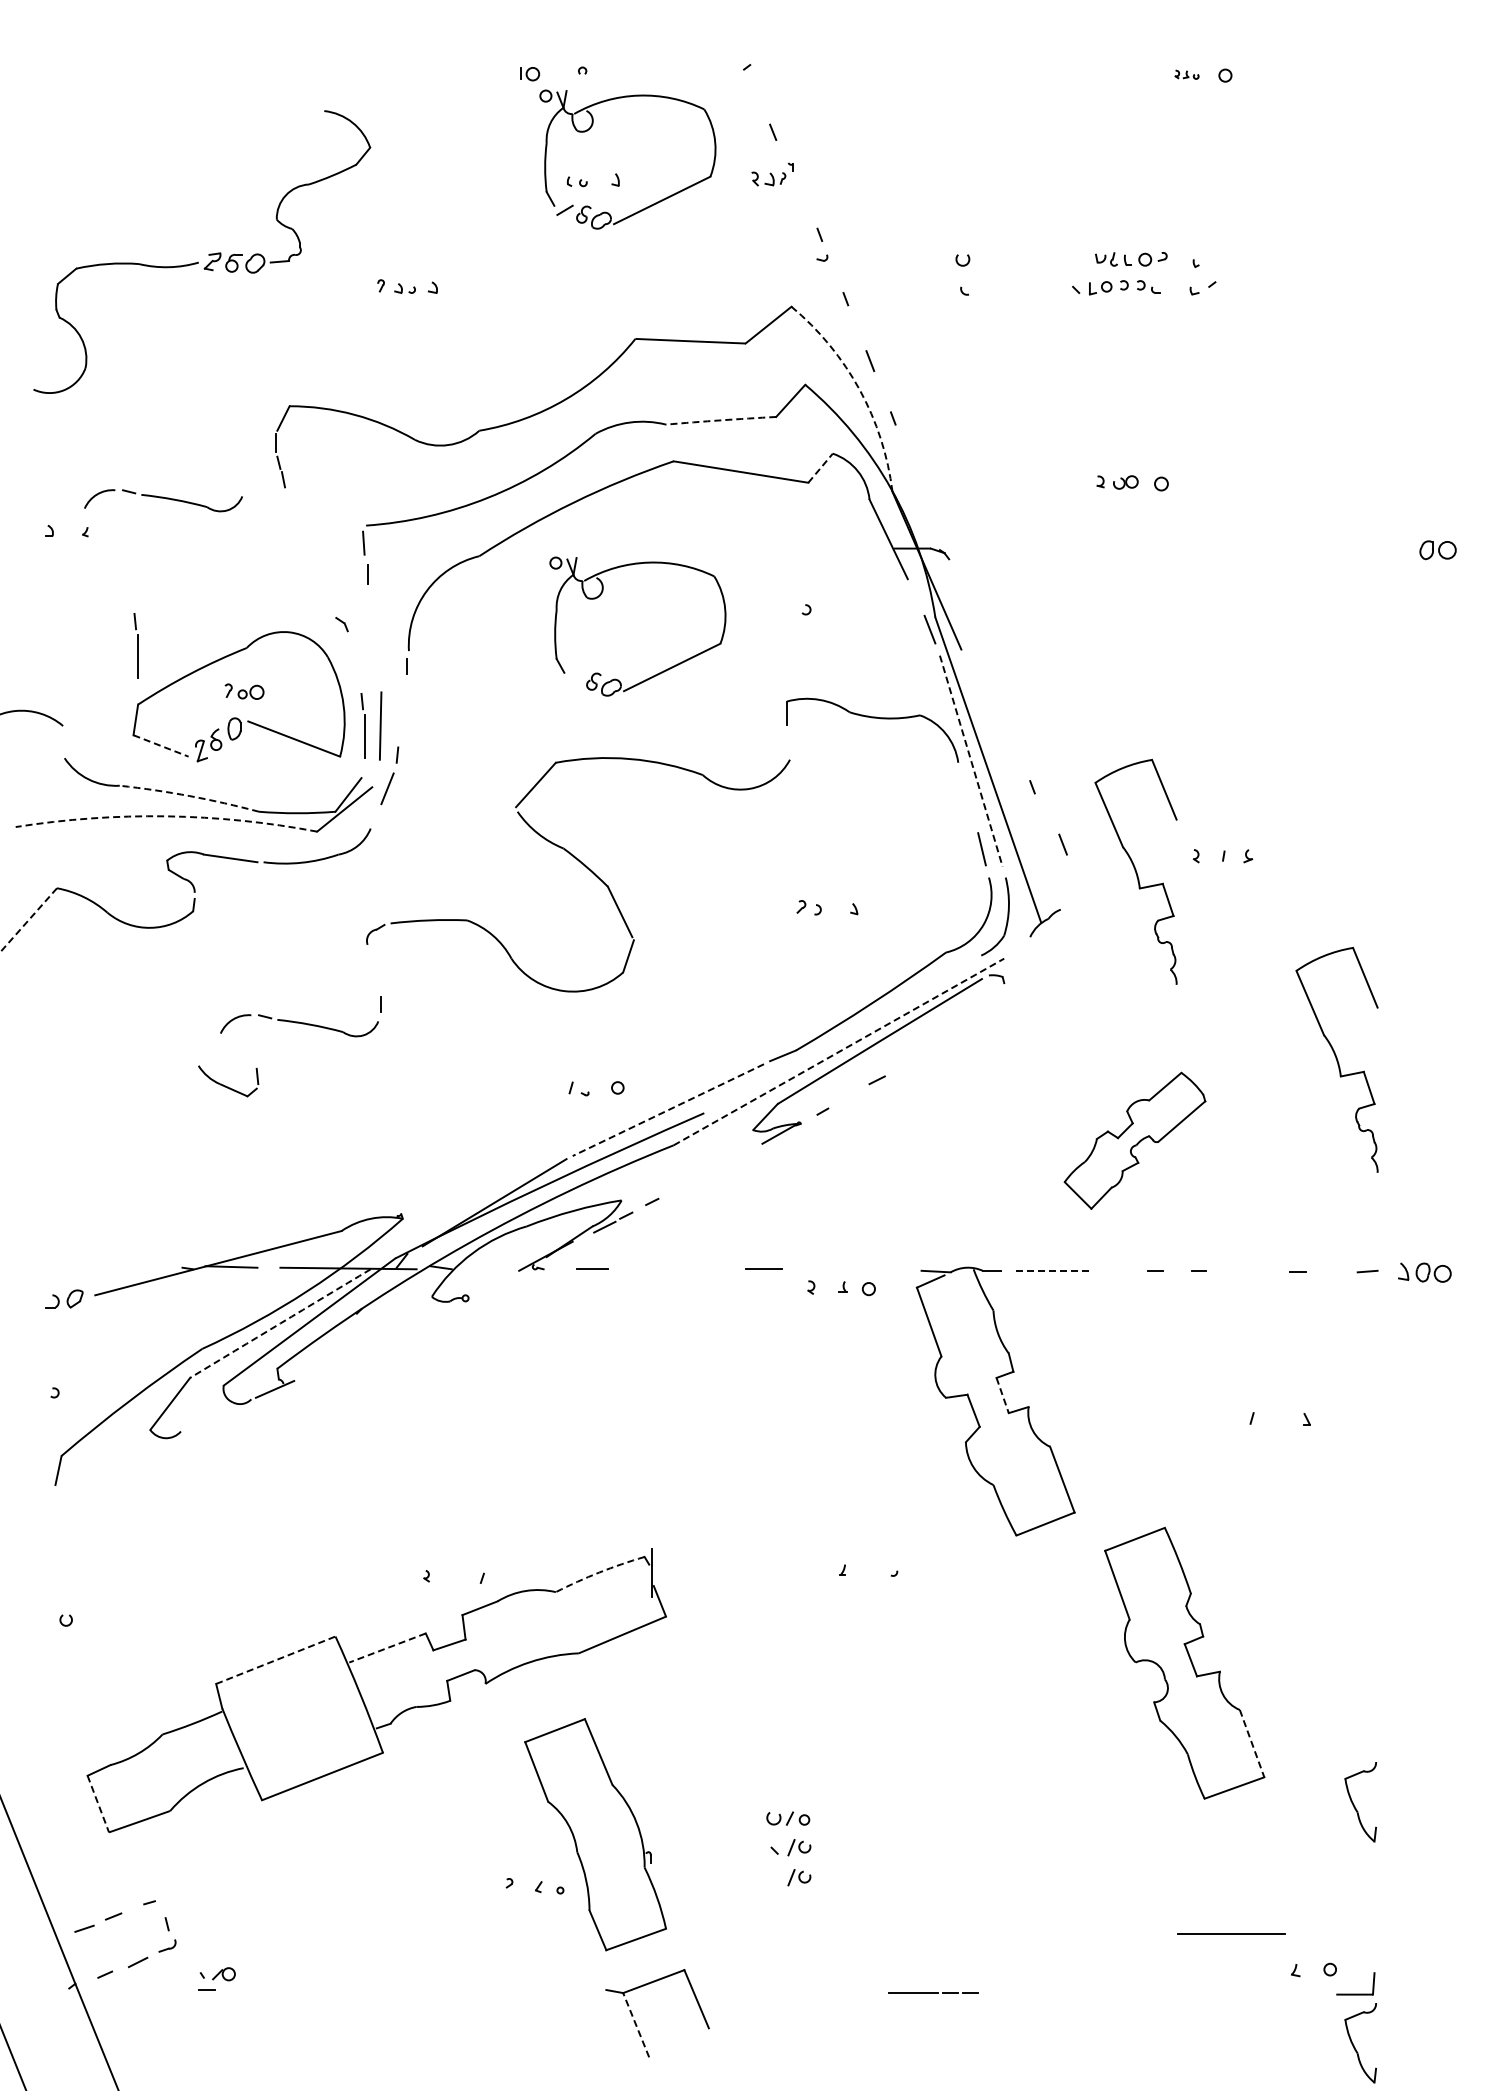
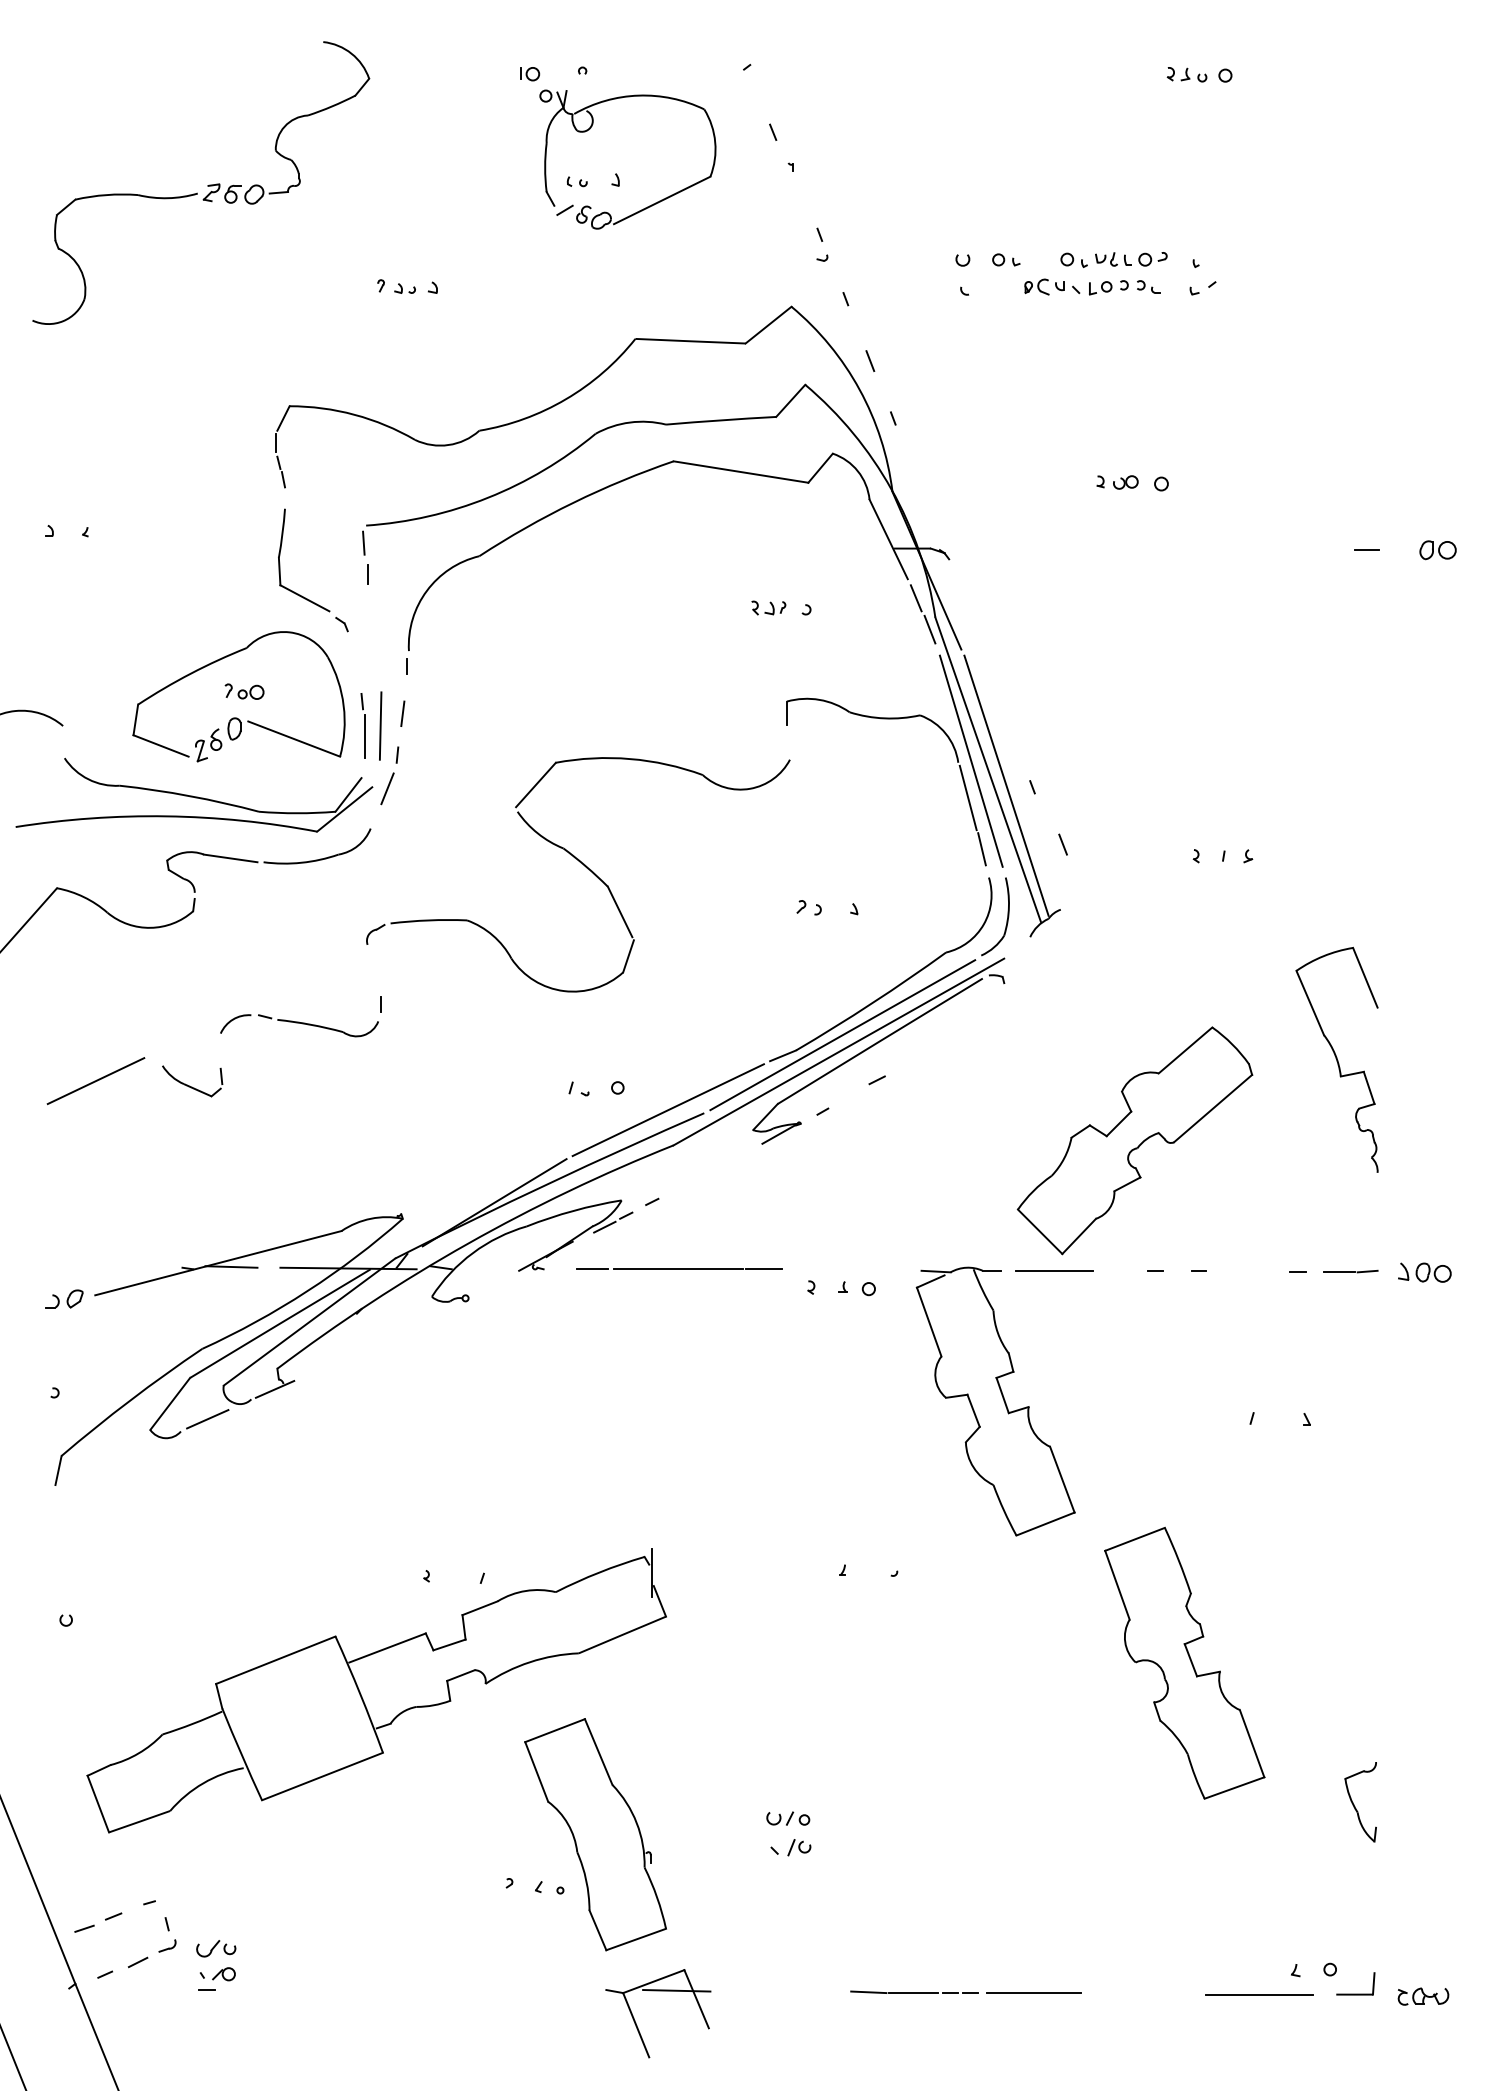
part size: 26x11 px -> 42x16 px (1186, 74)
part position: (768, 178) -> (768, 607) (768, 607)
part position: (208, 254) -> (207, 185) (207, 185)
part: none -> present (1006, 259)
part: none -> present (1073, 259)
part: none -> present (1044, 286)
arc: dashed -> solid (859, 389)
arc: dashed -> solid (721, 420)
line: dashed -> solid (820, 467)
part: present -> none (163, 500)
line: none -> present (1366, 550)
part: none -> present (280, 562)
part: present -> none (600, 596)
line: none -> present (915, 598)
part: present -> none (135, 645)
line: none -> present (402, 713)
line: dashed -> solid (161, 745)
line: dashed -> solid (971, 761)
line: none -> present (1006, 785)
arc: dashed -> solid (189, 796)
line: none -> present (967, 797)
arc: dashed -> solid (166, 816)
part: present -> none (1135, 871)
line: dashed -> solid (28, 920)
line: none -> present (842, 1035)
line: dashed -> solid (838, 1052)
line: none -> present (95, 1081)
part position: (228, 1081) -> (192, 1081) (192, 1081)
line: dashed -> solid (667, 1110)
part size: 144x139 px -> 238x230 px (1134, 1140)
line: none -> present (678, 1269)
line: dashed -> solid (1055, 1270)
line: none -> present (1339, 1272)
arc: dashed -> solid (280, 1323)
line: dashed -> solid (1002, 1395)
line: none -> present (207, 1419)
arc: dashed -> solid (599, 1572)
line: dashed -> solid (387, 1648)
line: dashed -> solid (276, 1660)
line: dashed -> solid (1252, 1743)
line: dashed -> solid (98, 1804)
part: present -> none (799, 1877)
line position: (1231, 1933) -> (1259, 1994) (1259, 1994)
part: none -> present (216, 1948)
line: none -> present (676, 1990)
line: none -> present (868, 1992)
line: none -> present (1033, 1993)
part: none -> present (1423, 1996)
line: dashed -> solid (636, 2025)
part: present -> none (1354, 2045)
